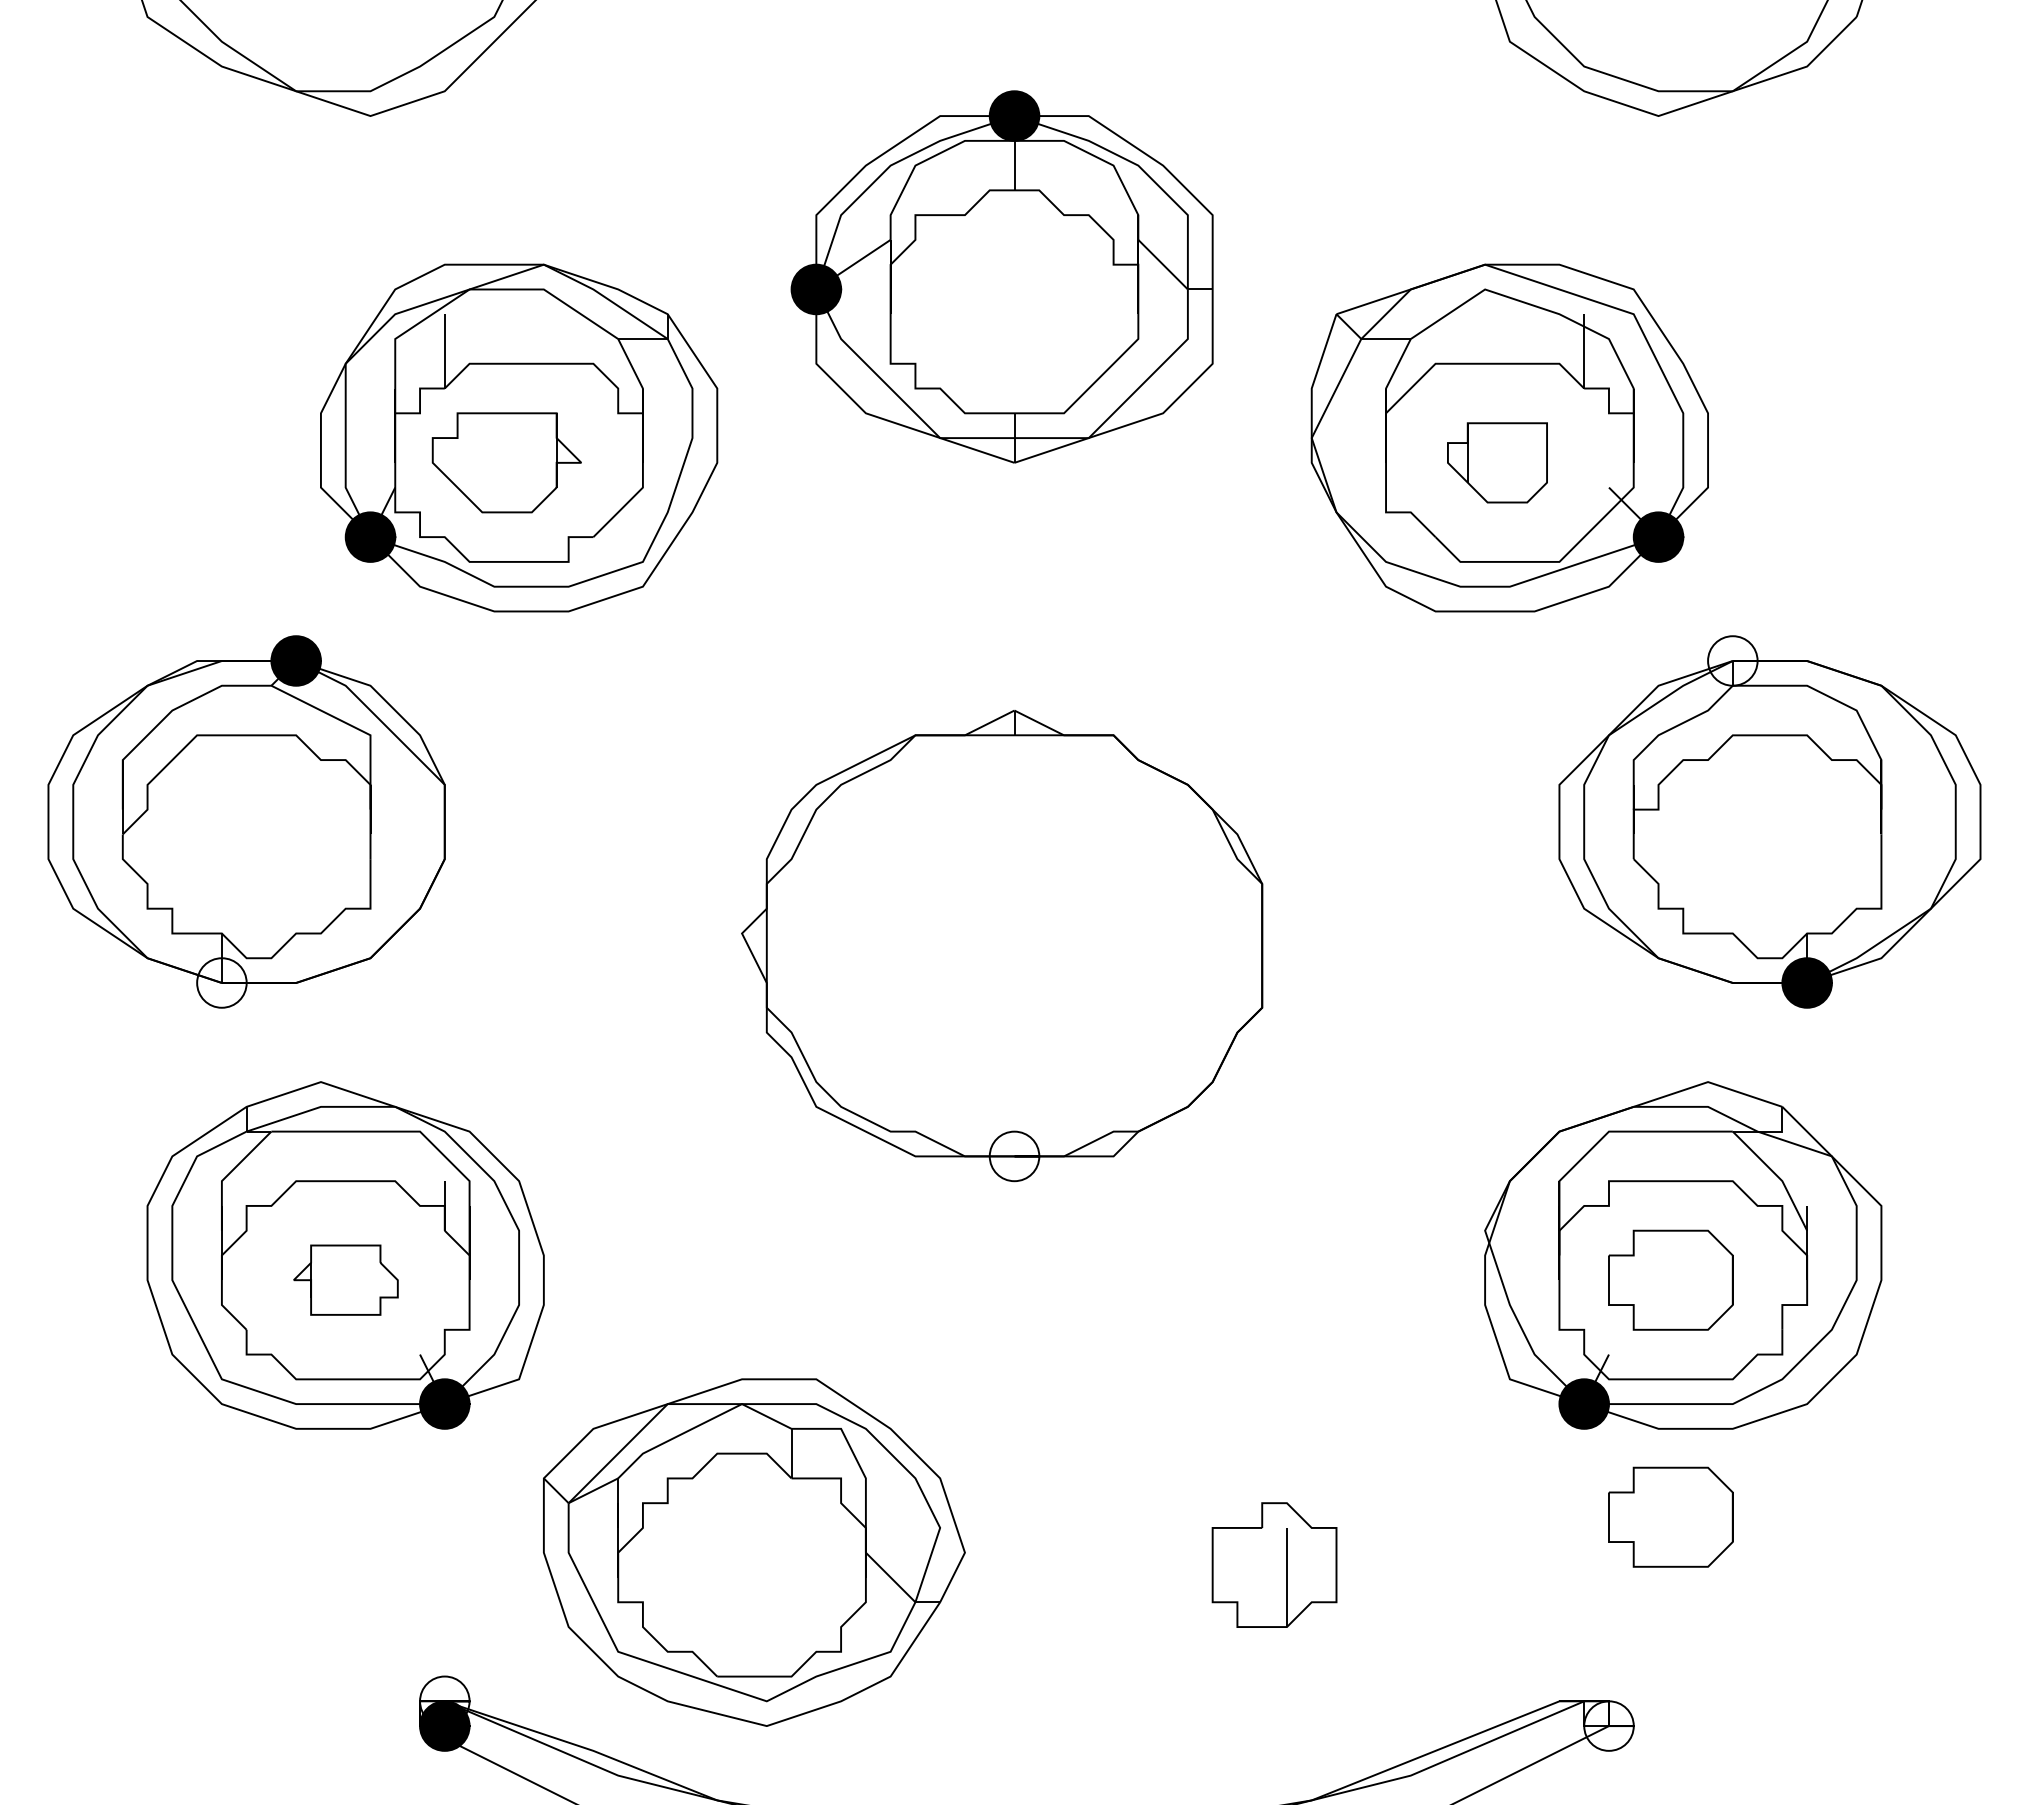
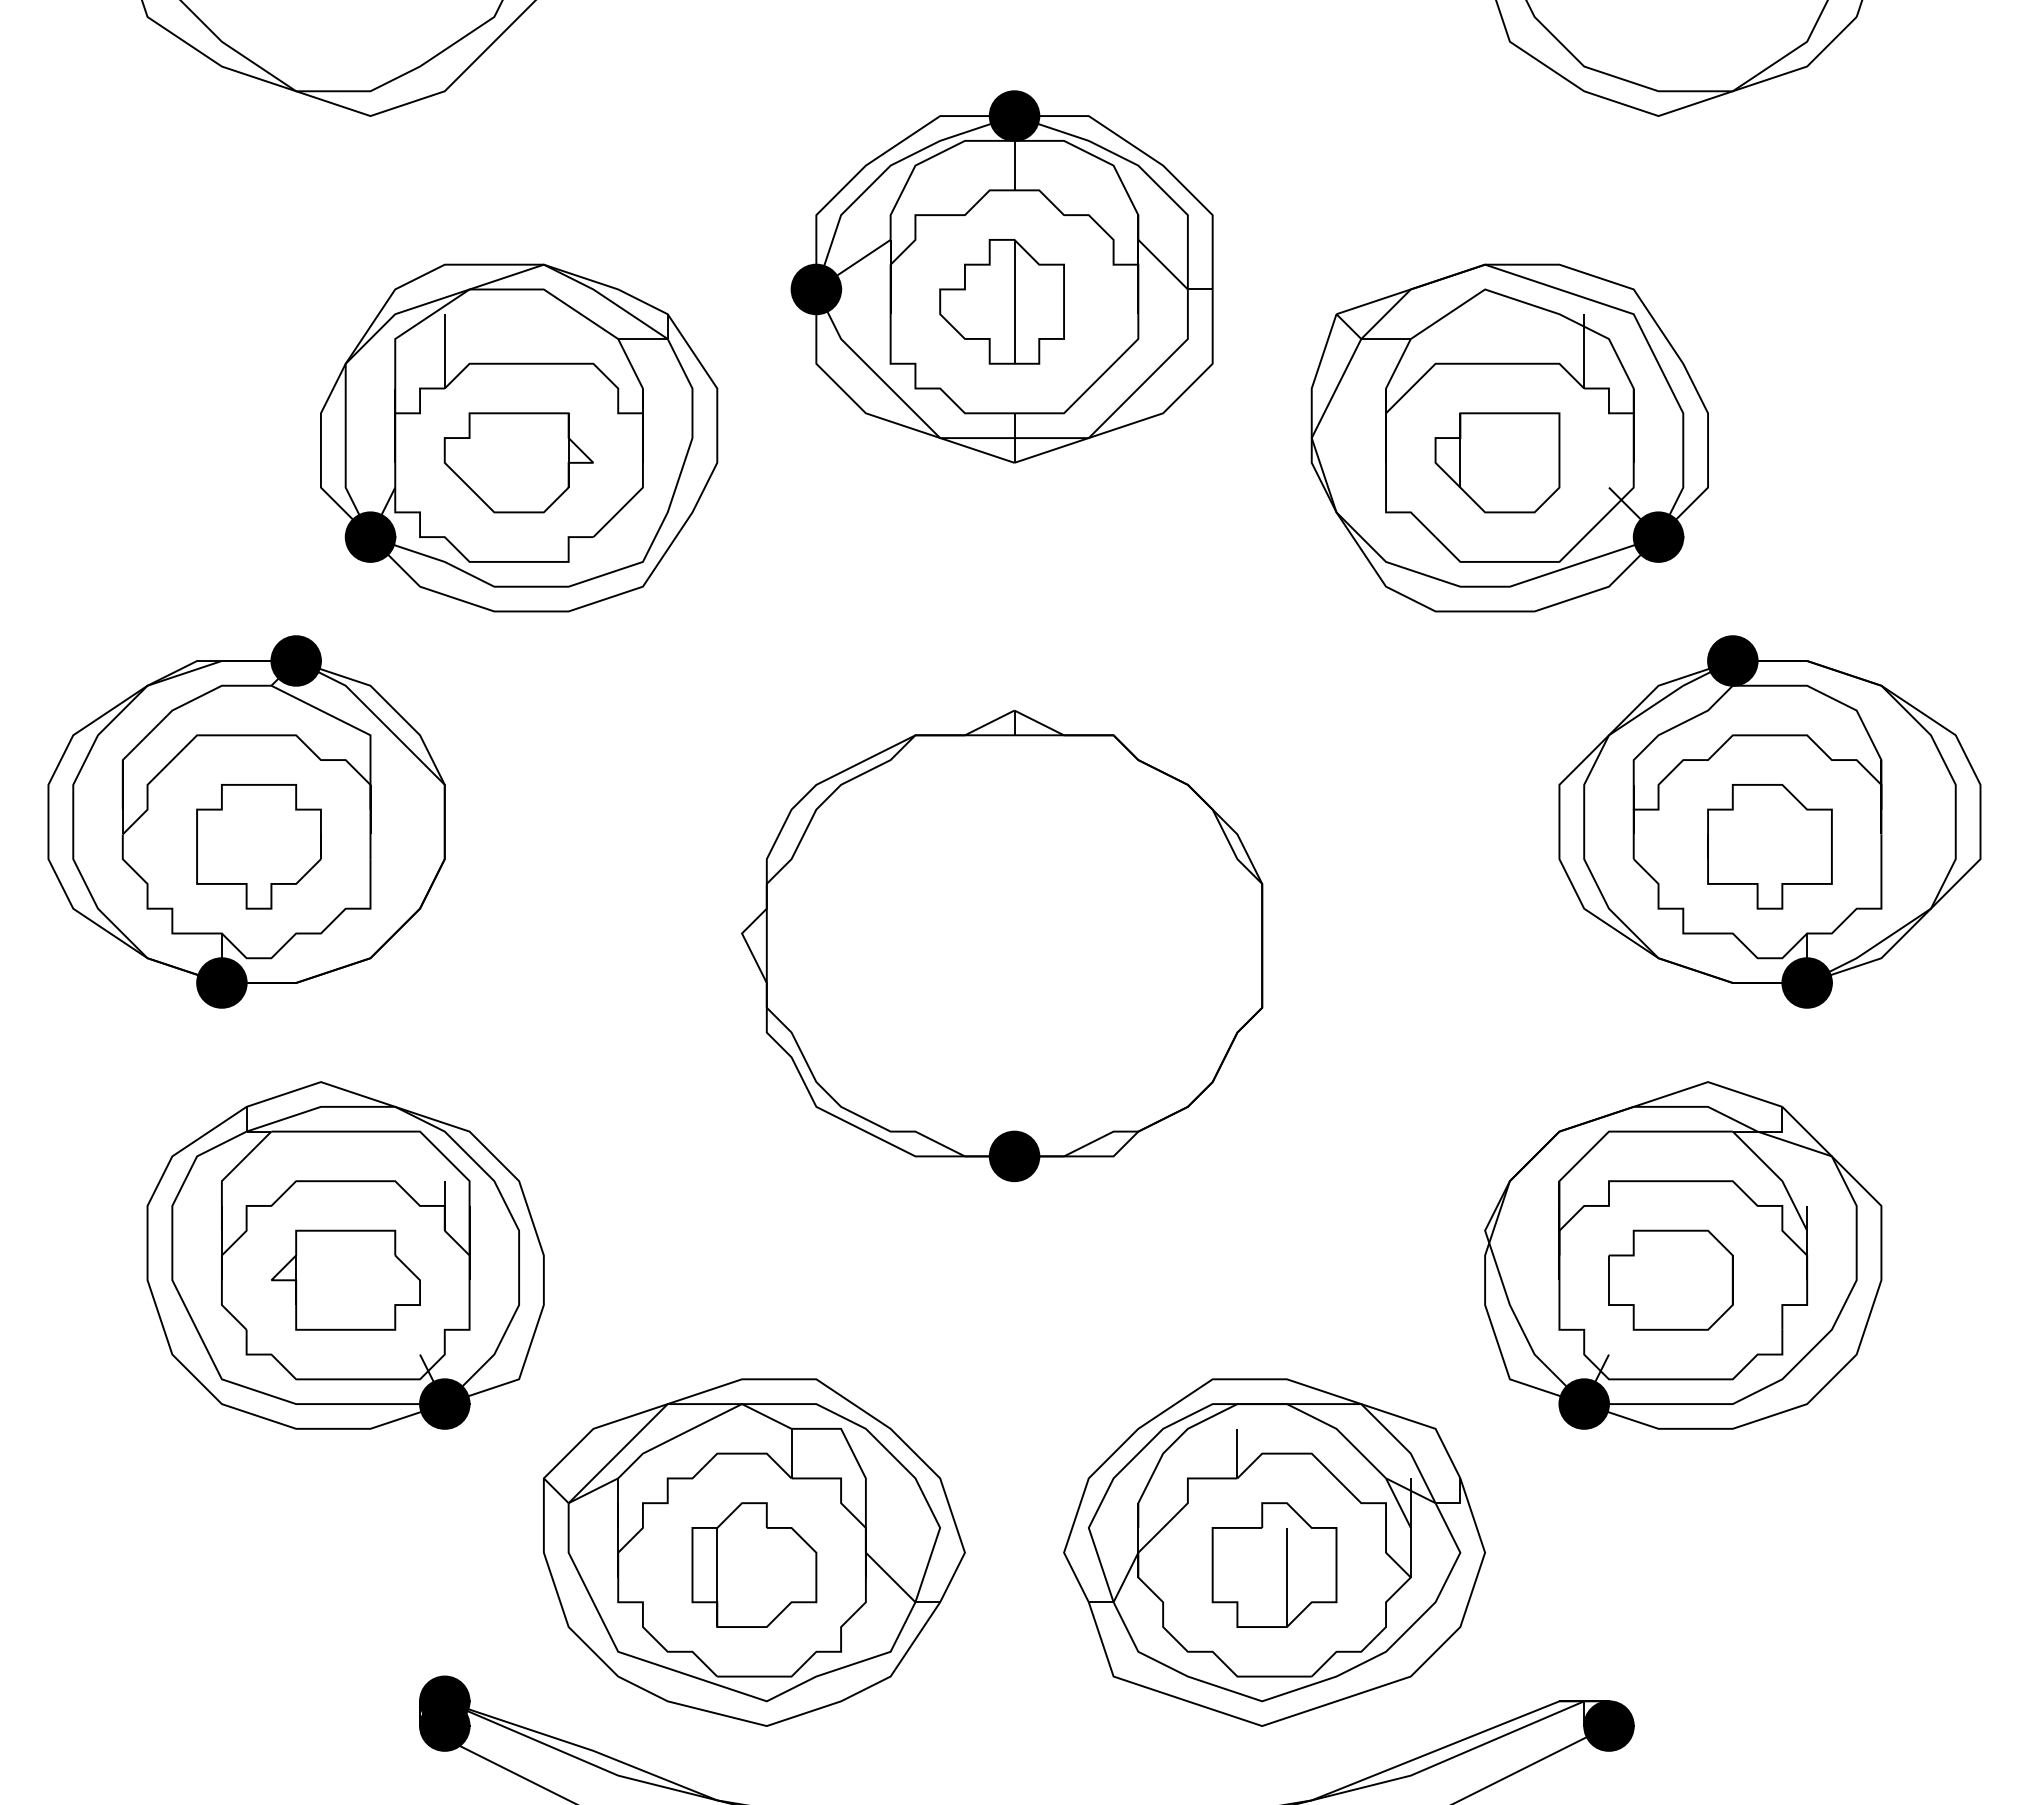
part: none -> present (1001, 301)
part position: (506, 462) -> (518, 462) (518, 462)
part size: 101x82 px -> 127x102 px (1497, 462)
fill: none -> present (1732, 660)
part: none -> present (258, 846)
part: none -> present (1769, 846)
fill: none -> present (221, 982)
fill: none -> present (1014, 1156)
part size: 106x72 px -> 150x102 px (345, 1279)
part: present -> none (1670, 1516)
part: none -> present (1274, 1552)
part: none -> present (754, 1564)
fill: none -> present (444, 1701)
fill: none -> present (1608, 1725)
